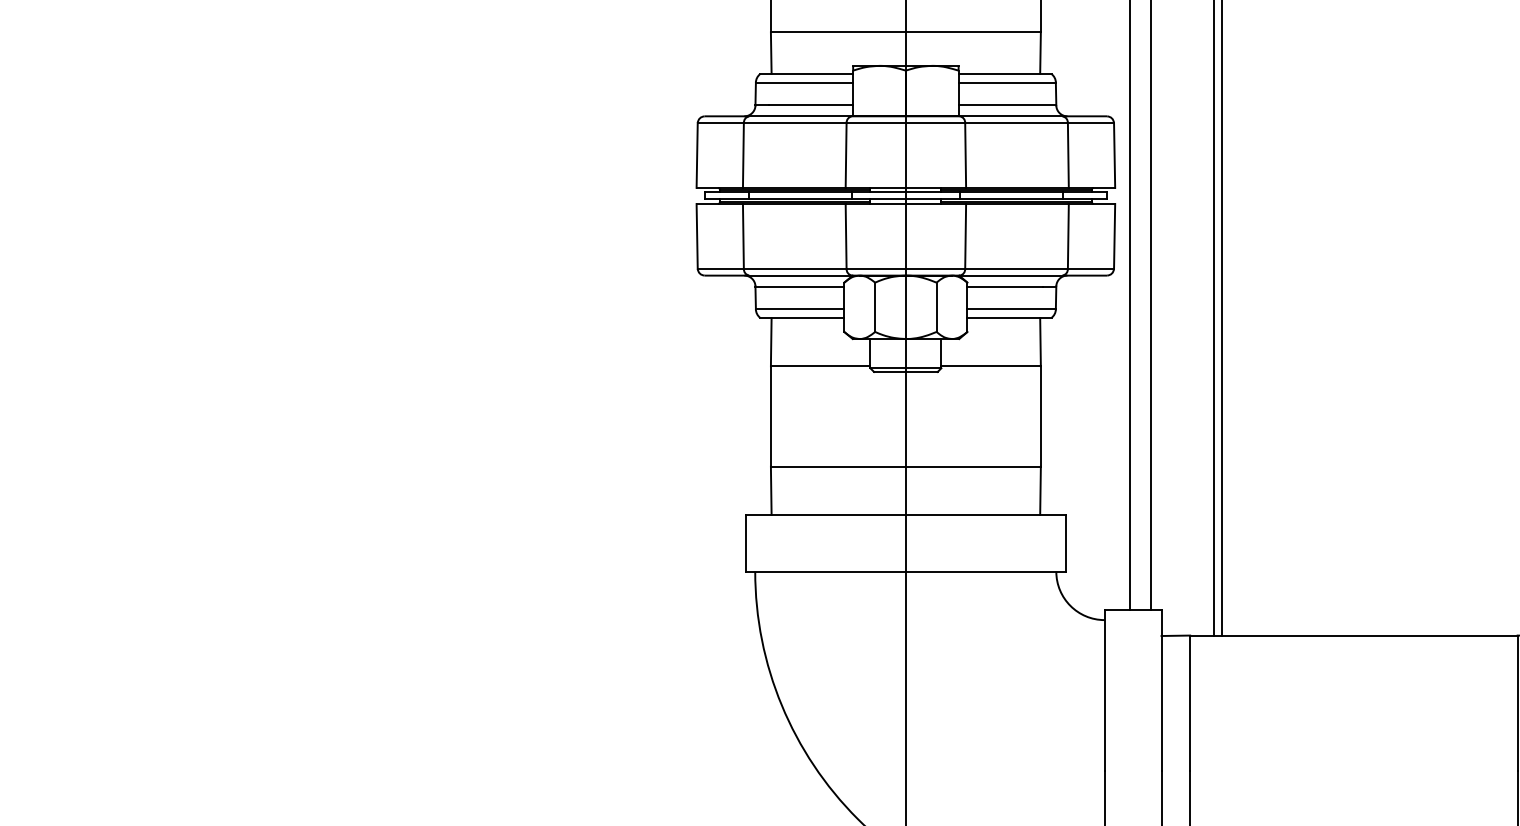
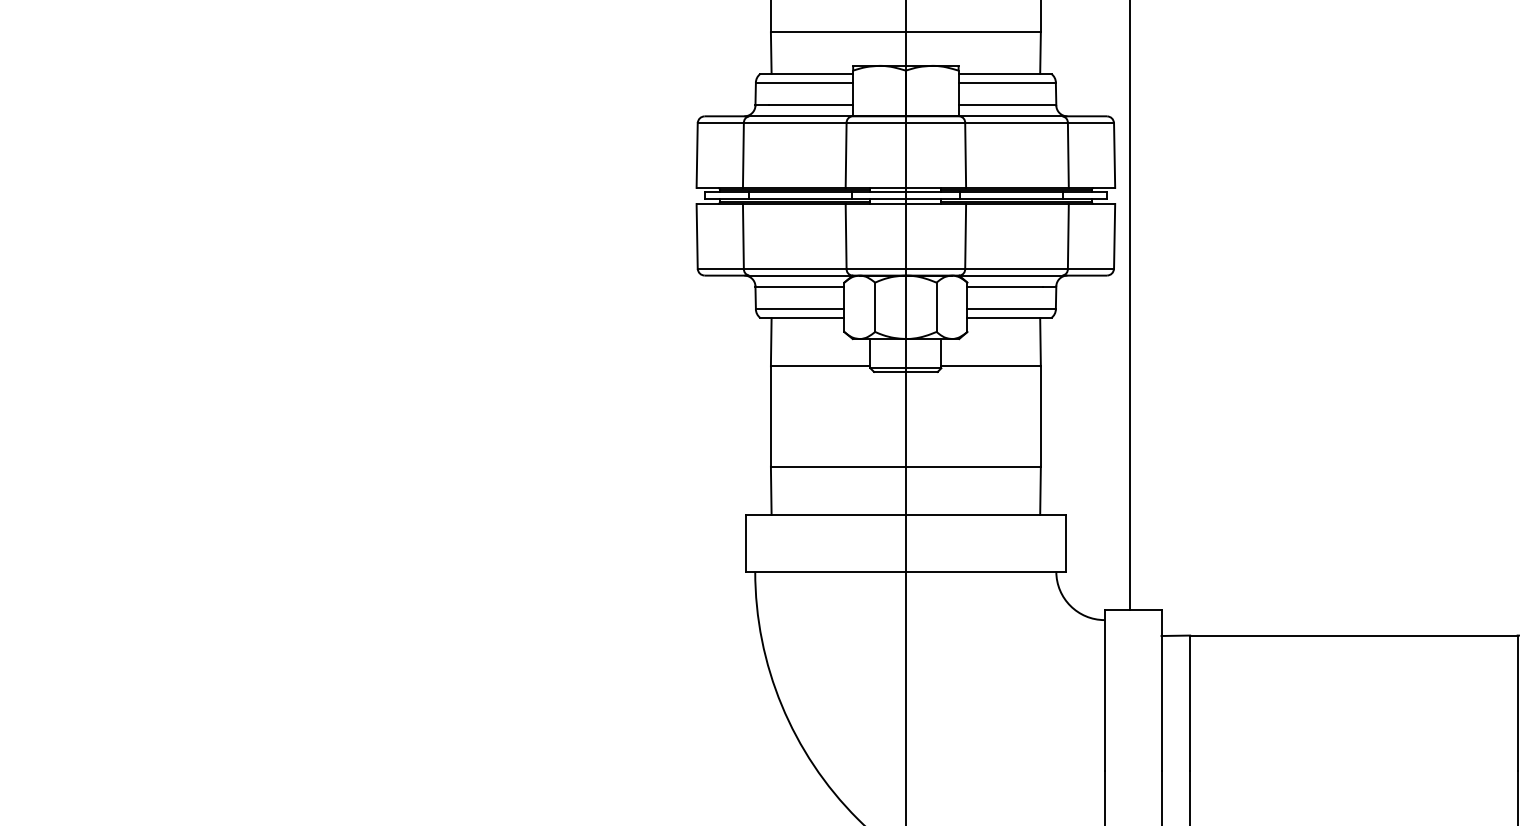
line: present -> none (1151, 306)
line: present -> none (1213, 318)
line: present -> none (1222, 318)
